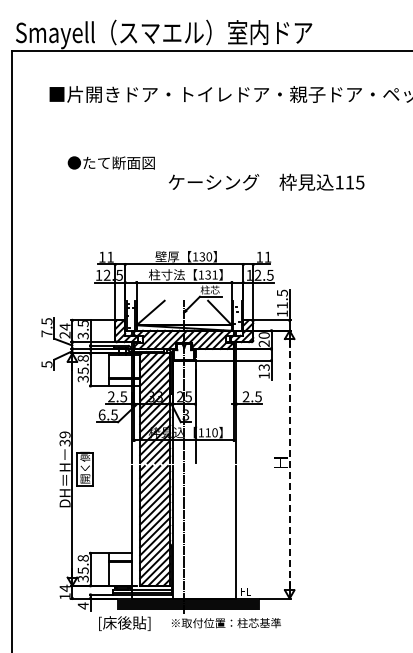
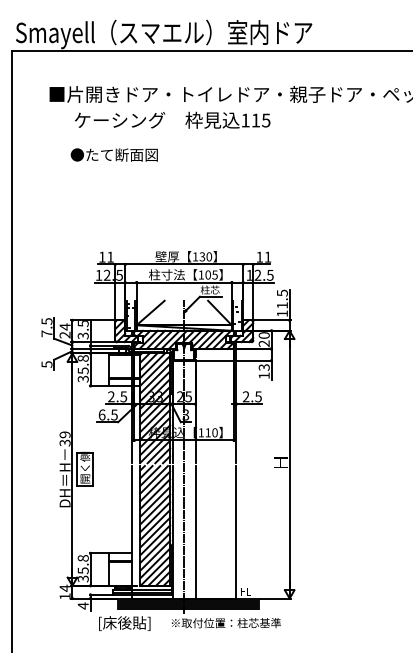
text position: (110, 162) -> (113, 154) (113, 154)
text position: (266, 181) -> (172, 119) (172, 119)
text: 131 -> 105 (211, 274)
line: dashed -> solid (289, 465)
line: none -> present (195, 532)
